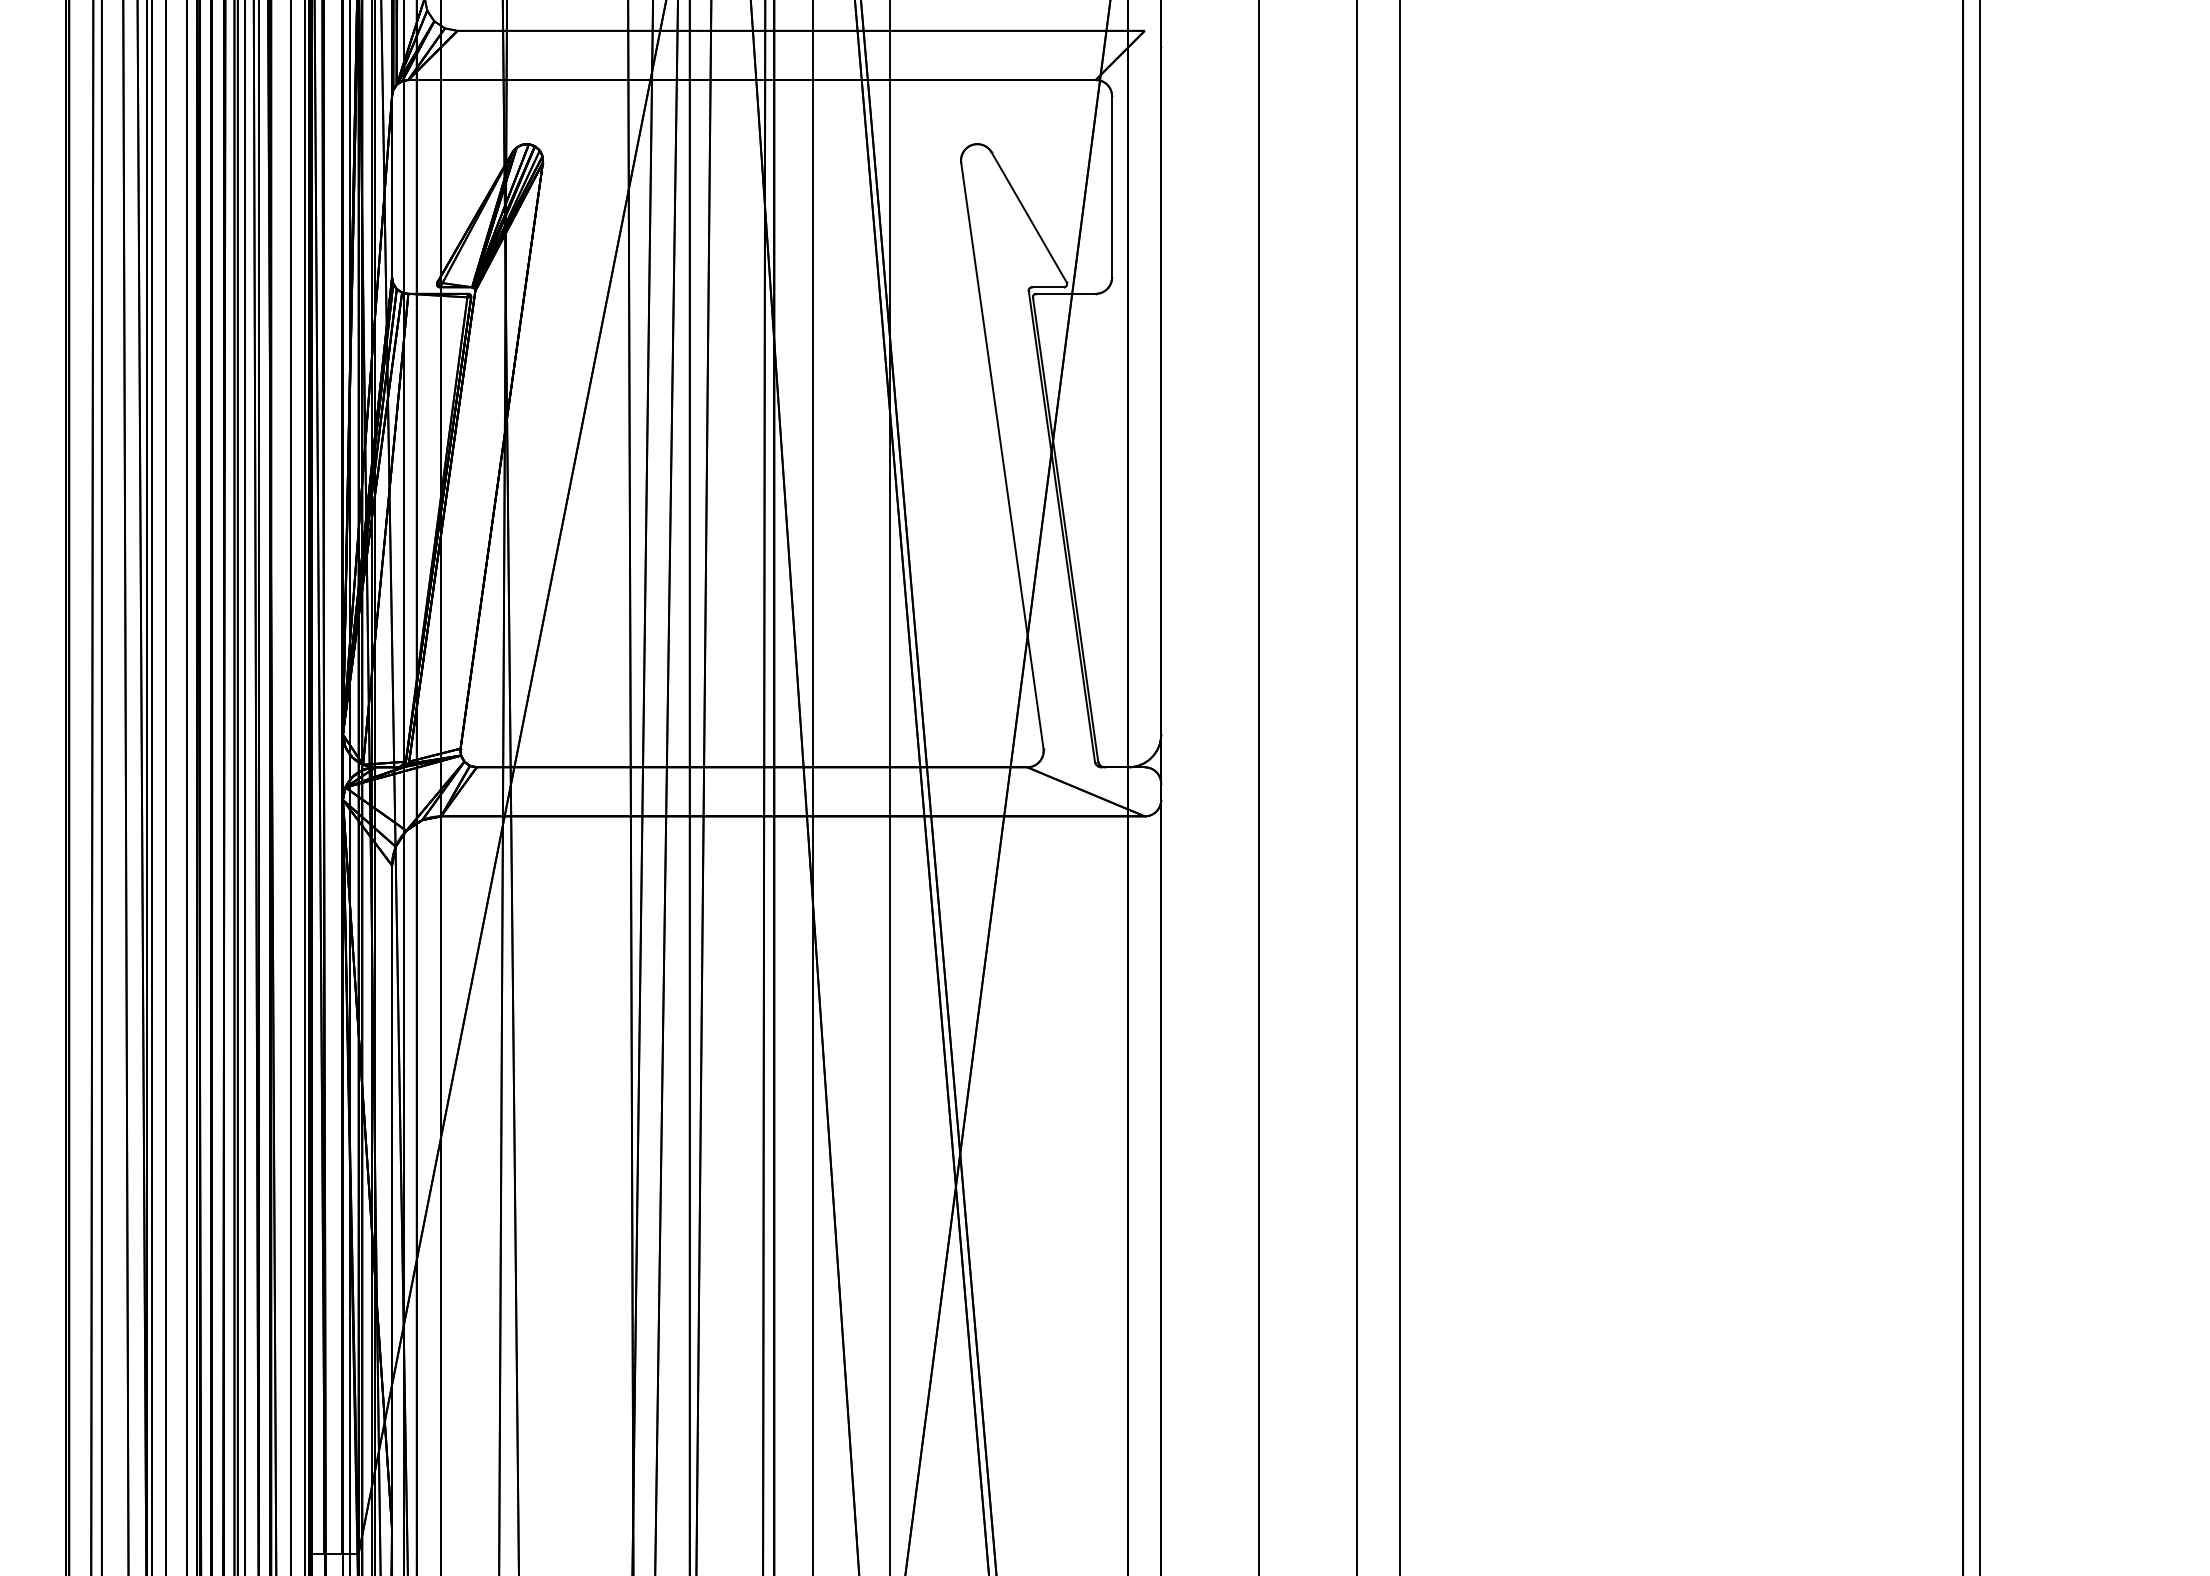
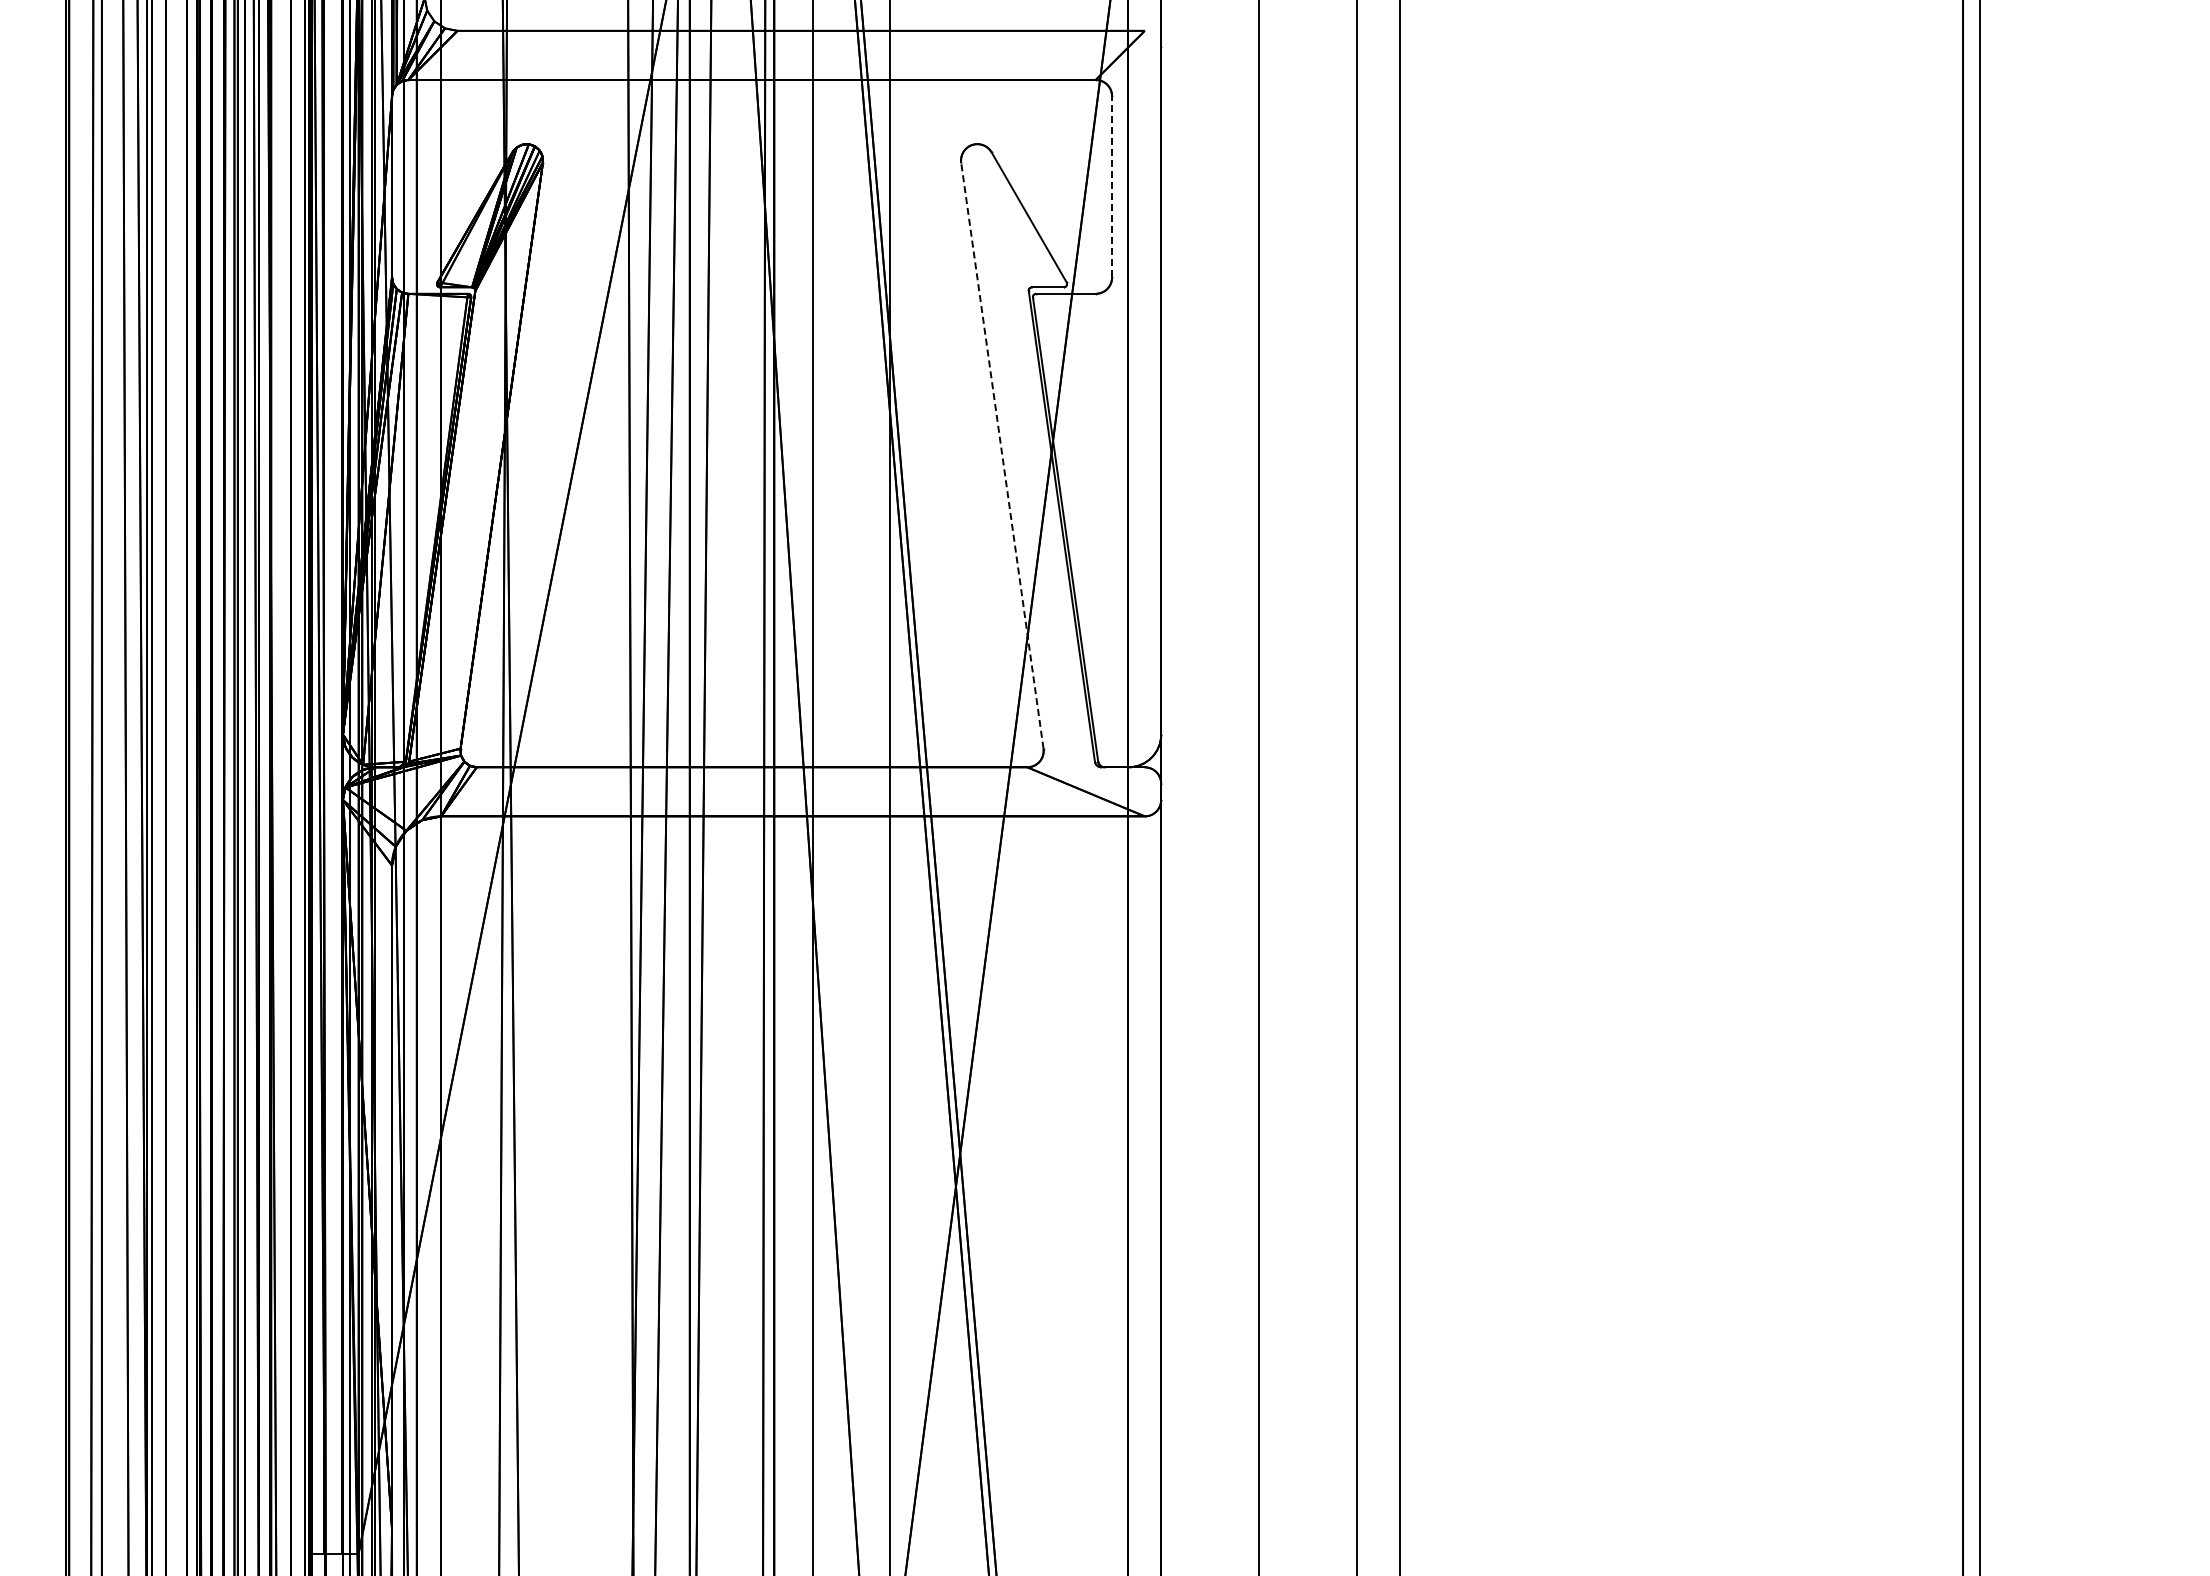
line: solid -> dashed (1112, 186)
line: solid -> dashed (1002, 455)
